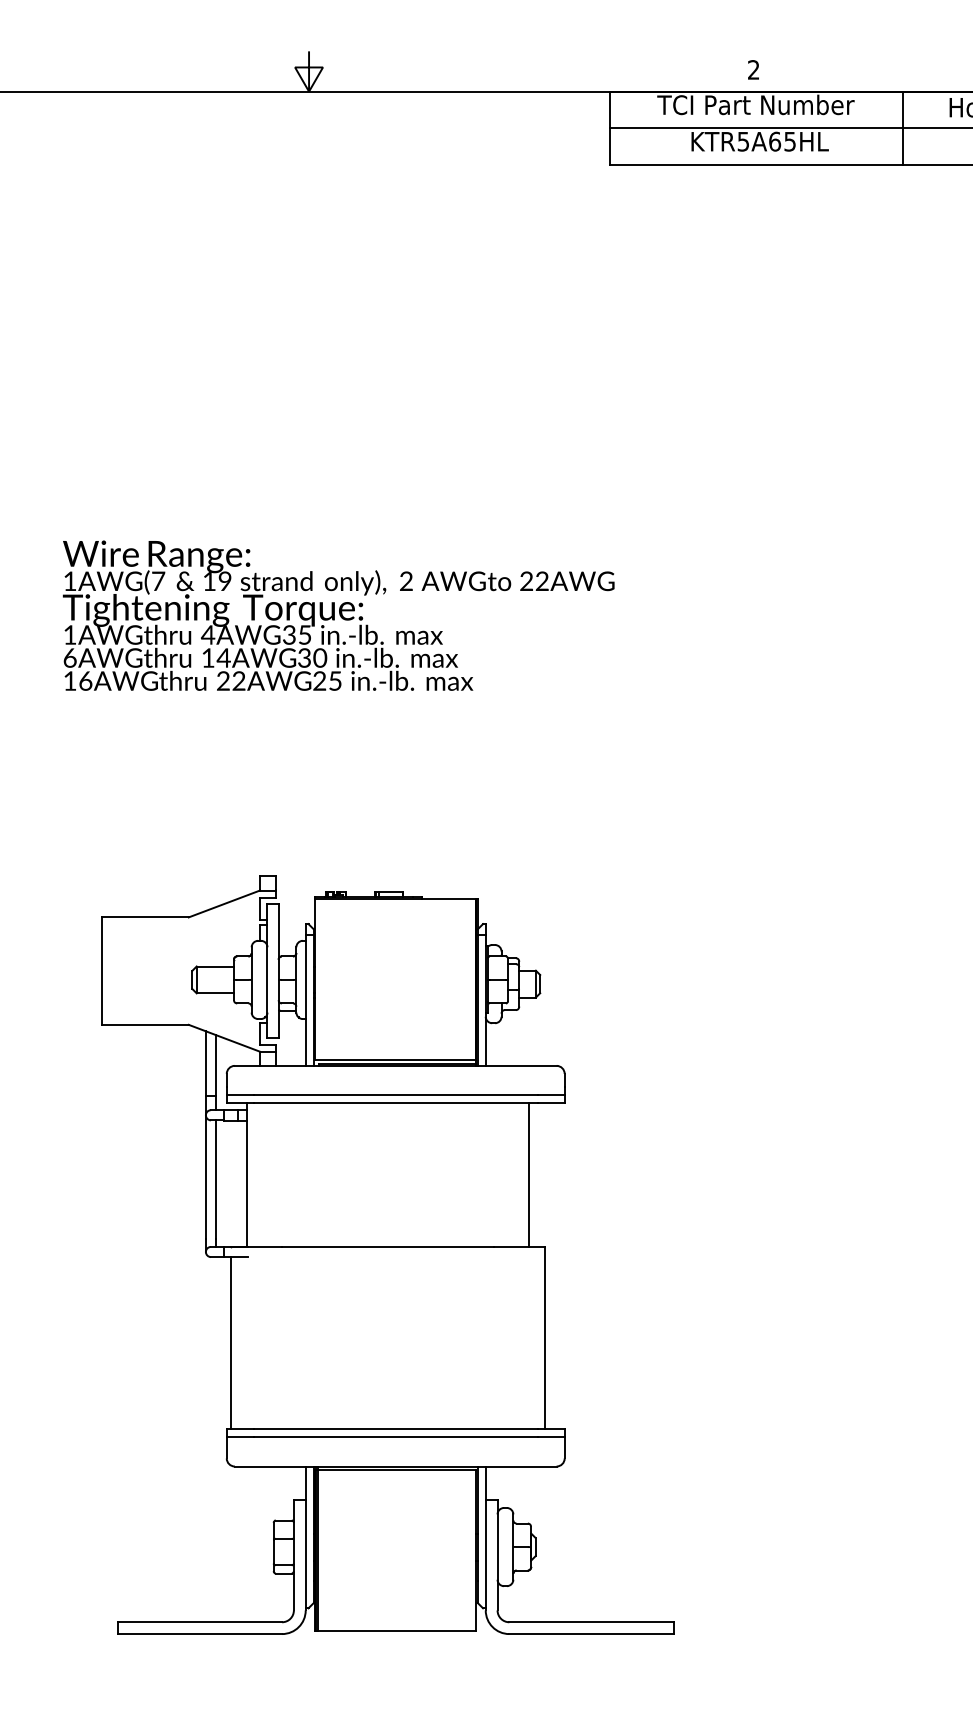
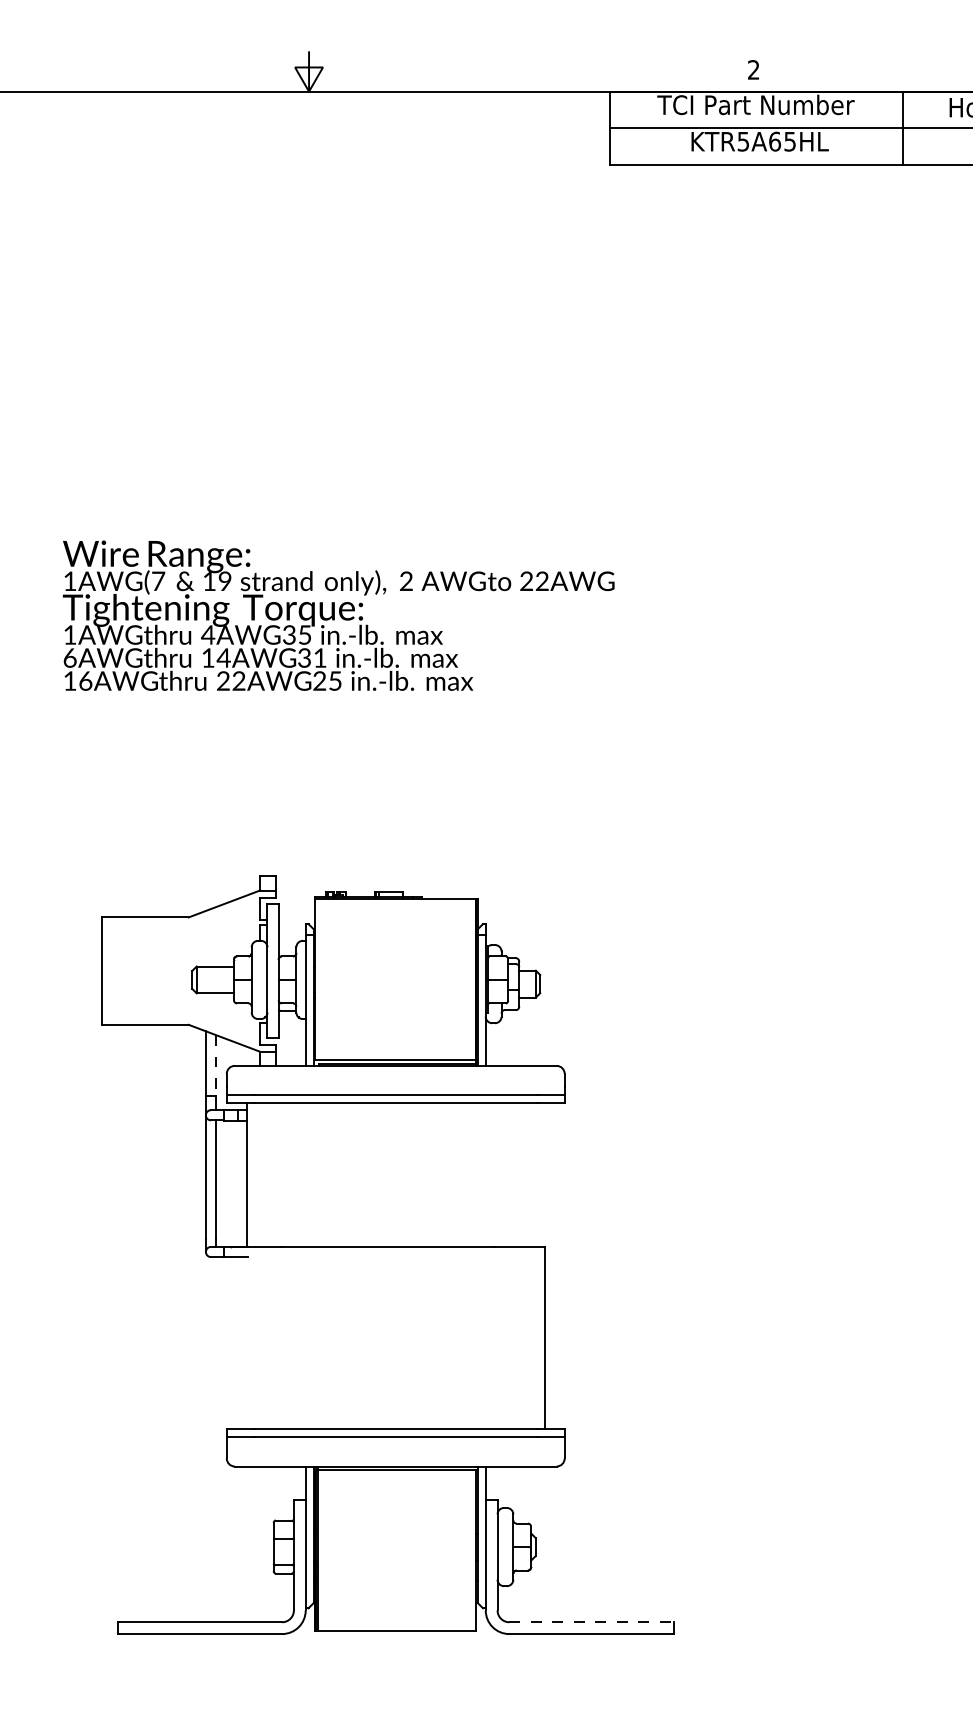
text: 30 -> 31 (320, 657)
line: solid -> dashed (216, 1065)
line: present -> none (529, 1174)
line: present -> none (230, 1342)
line: solid -> dashed (592, 1622)
